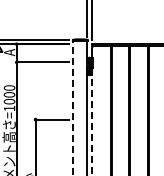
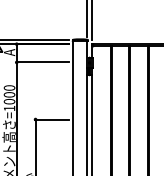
line: dashed -> solid (73, 107)
line: dashed -> solid (92, 121)
